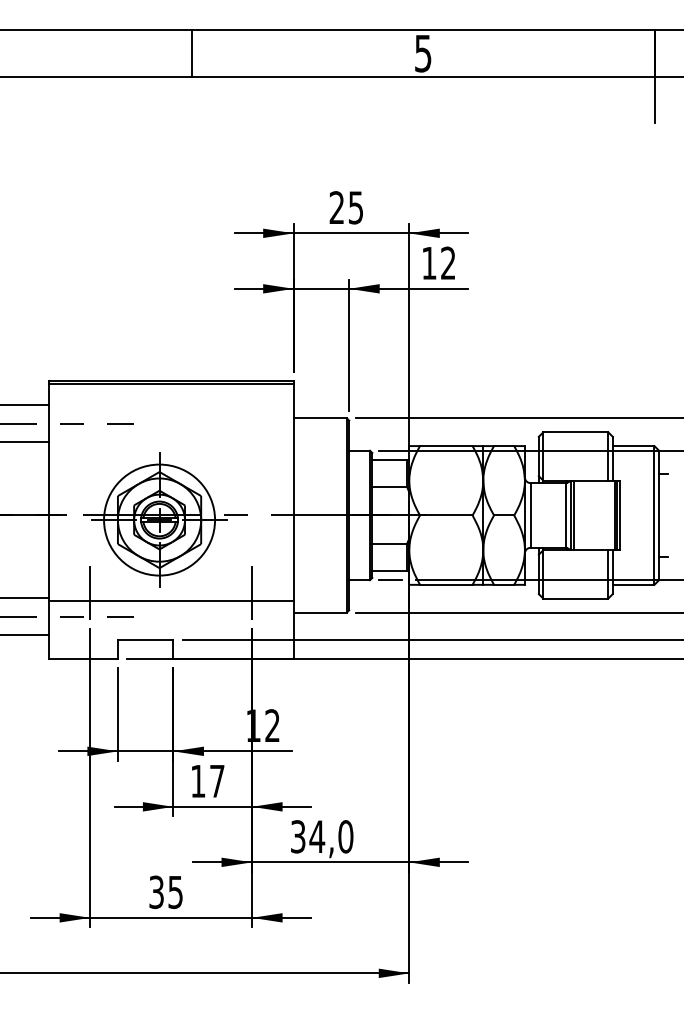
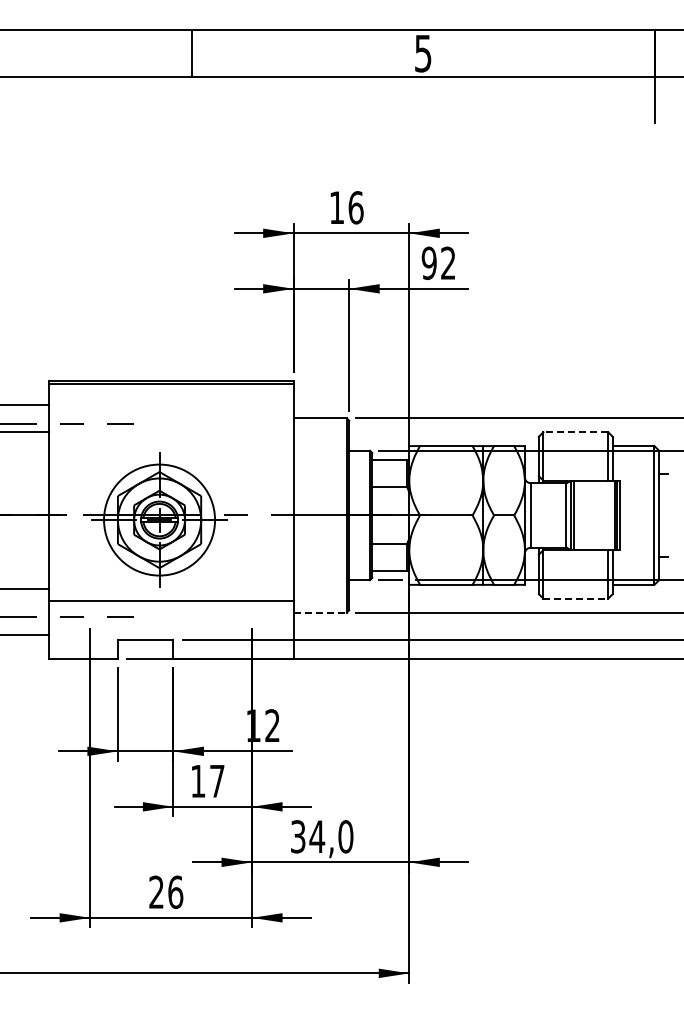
text: 25 -> 16 (346, 207)
text: 12 -> 92 (428, 262)
line: solid -> dashed (575, 432)
line position: (25, 442) -> (25, 432) (25, 432)
line: present -> none (90, 592)
line: present -> none (252, 592)
line position: (25, 598) -> (25, 589) (25, 589)
line: solid -> dashed (576, 598)
line: solid -> dashed (320, 612)
text: 35 -> 26 (166, 892)
